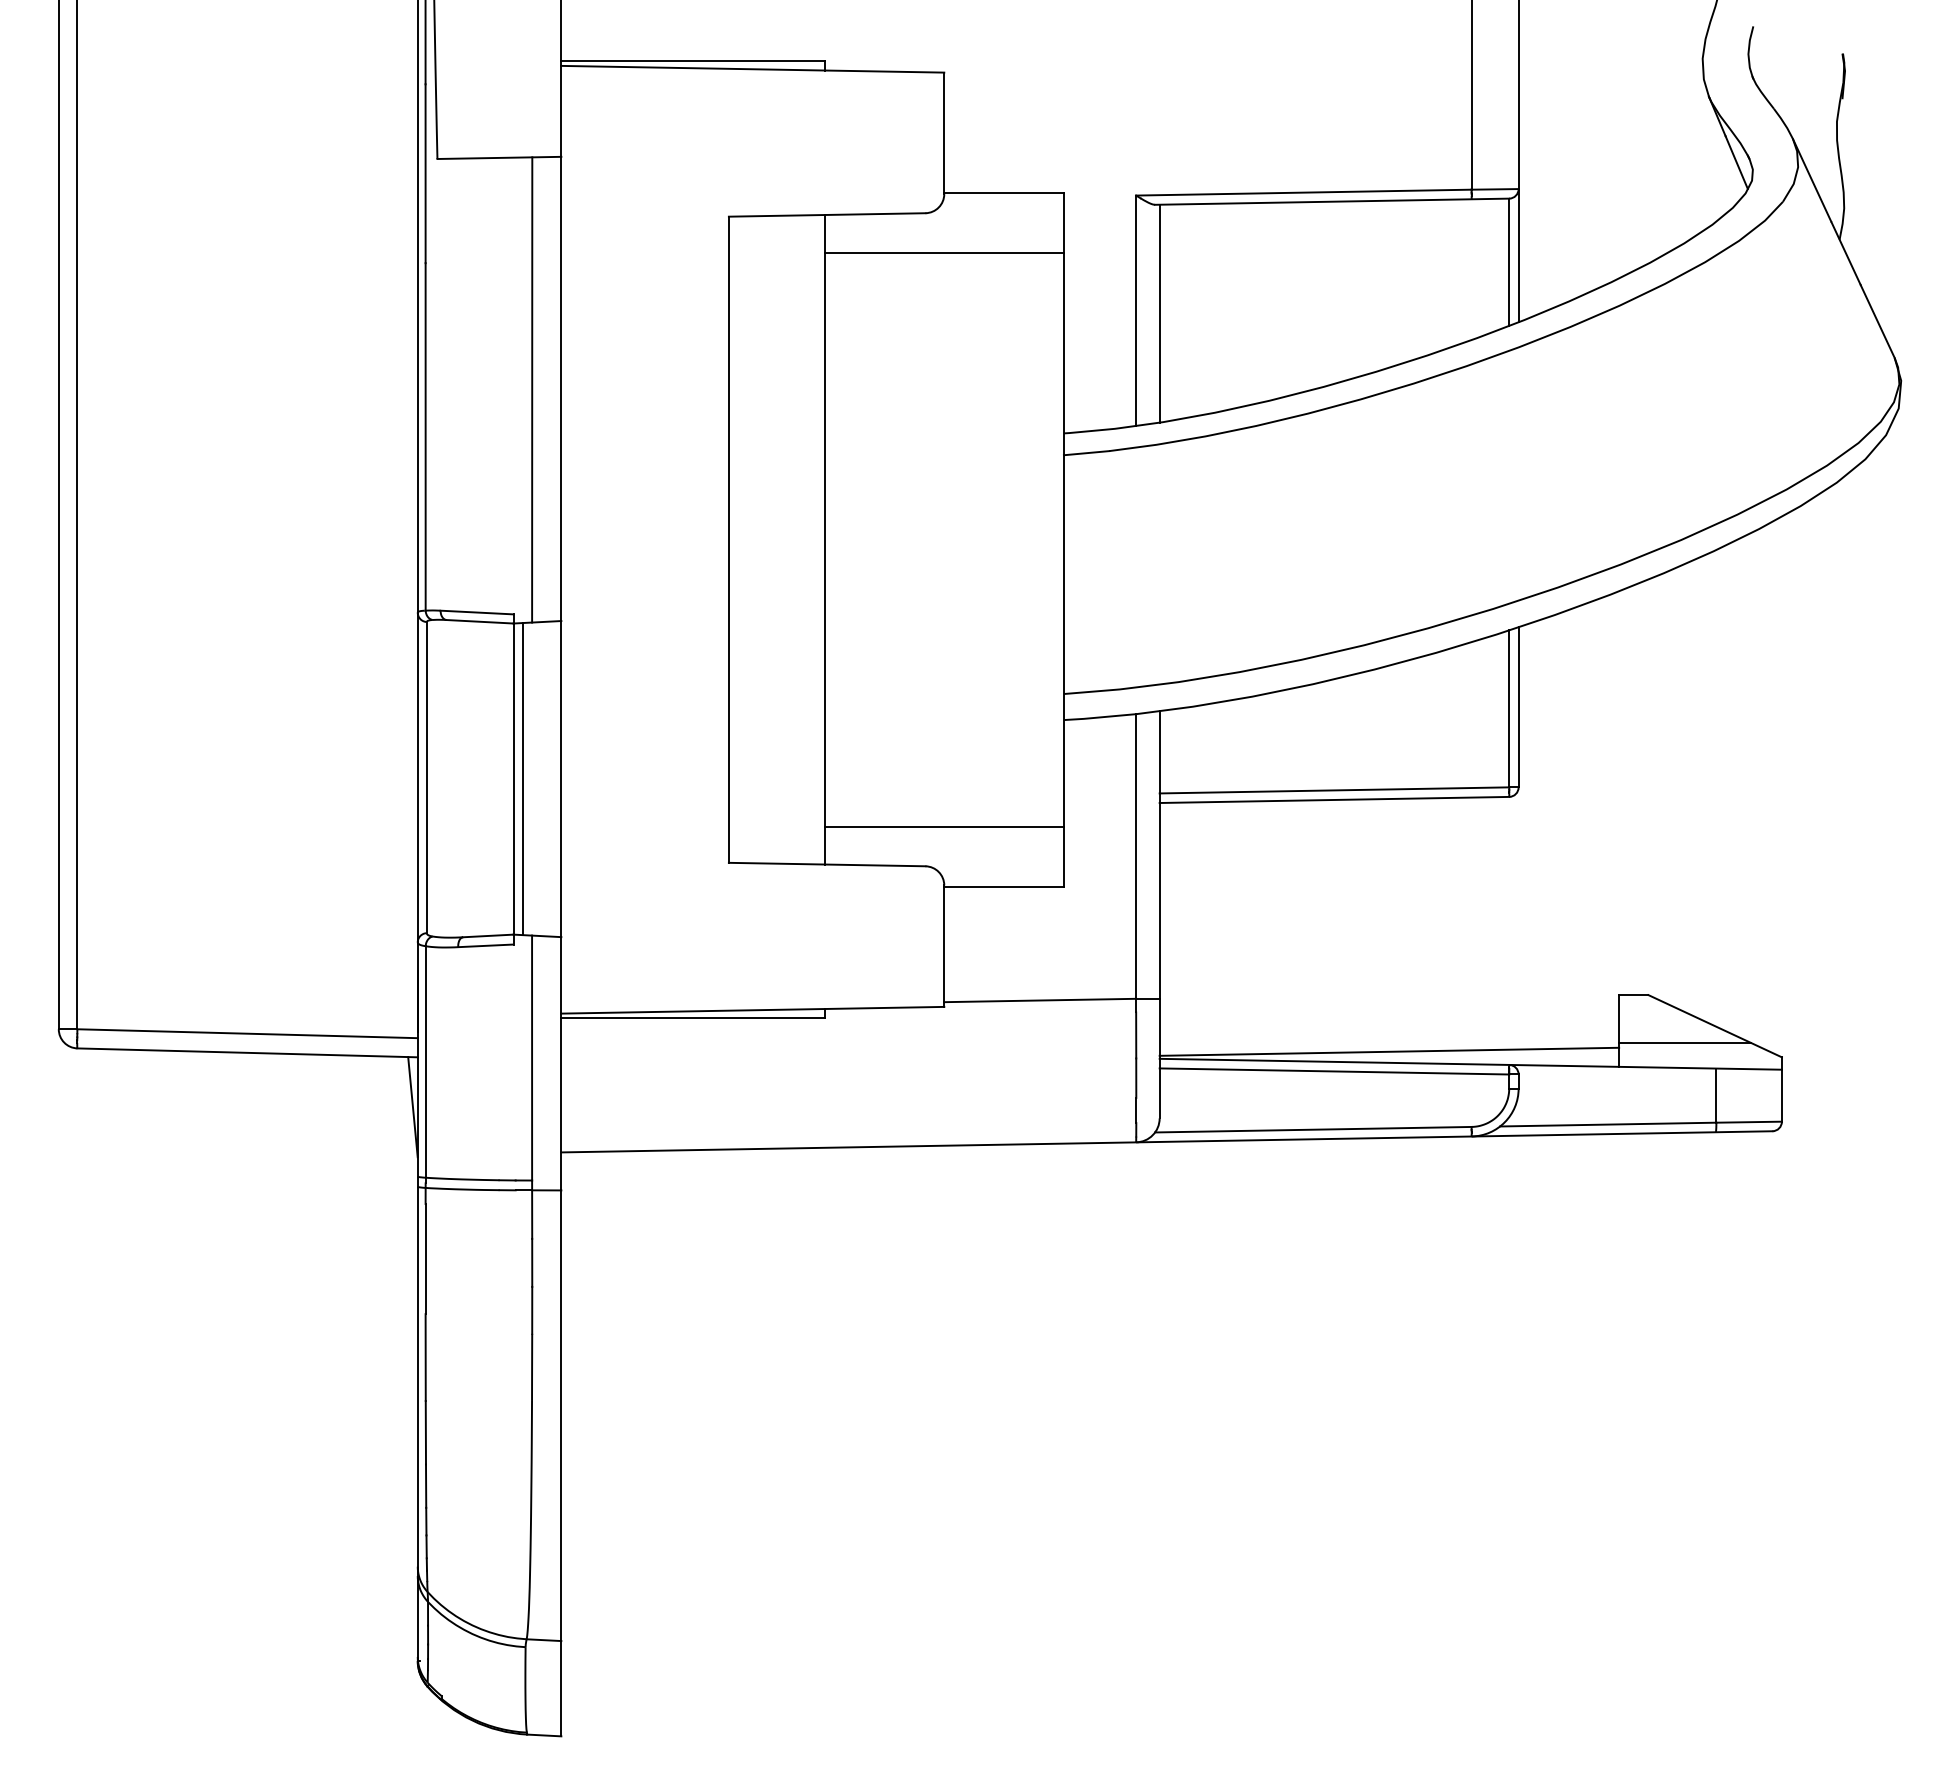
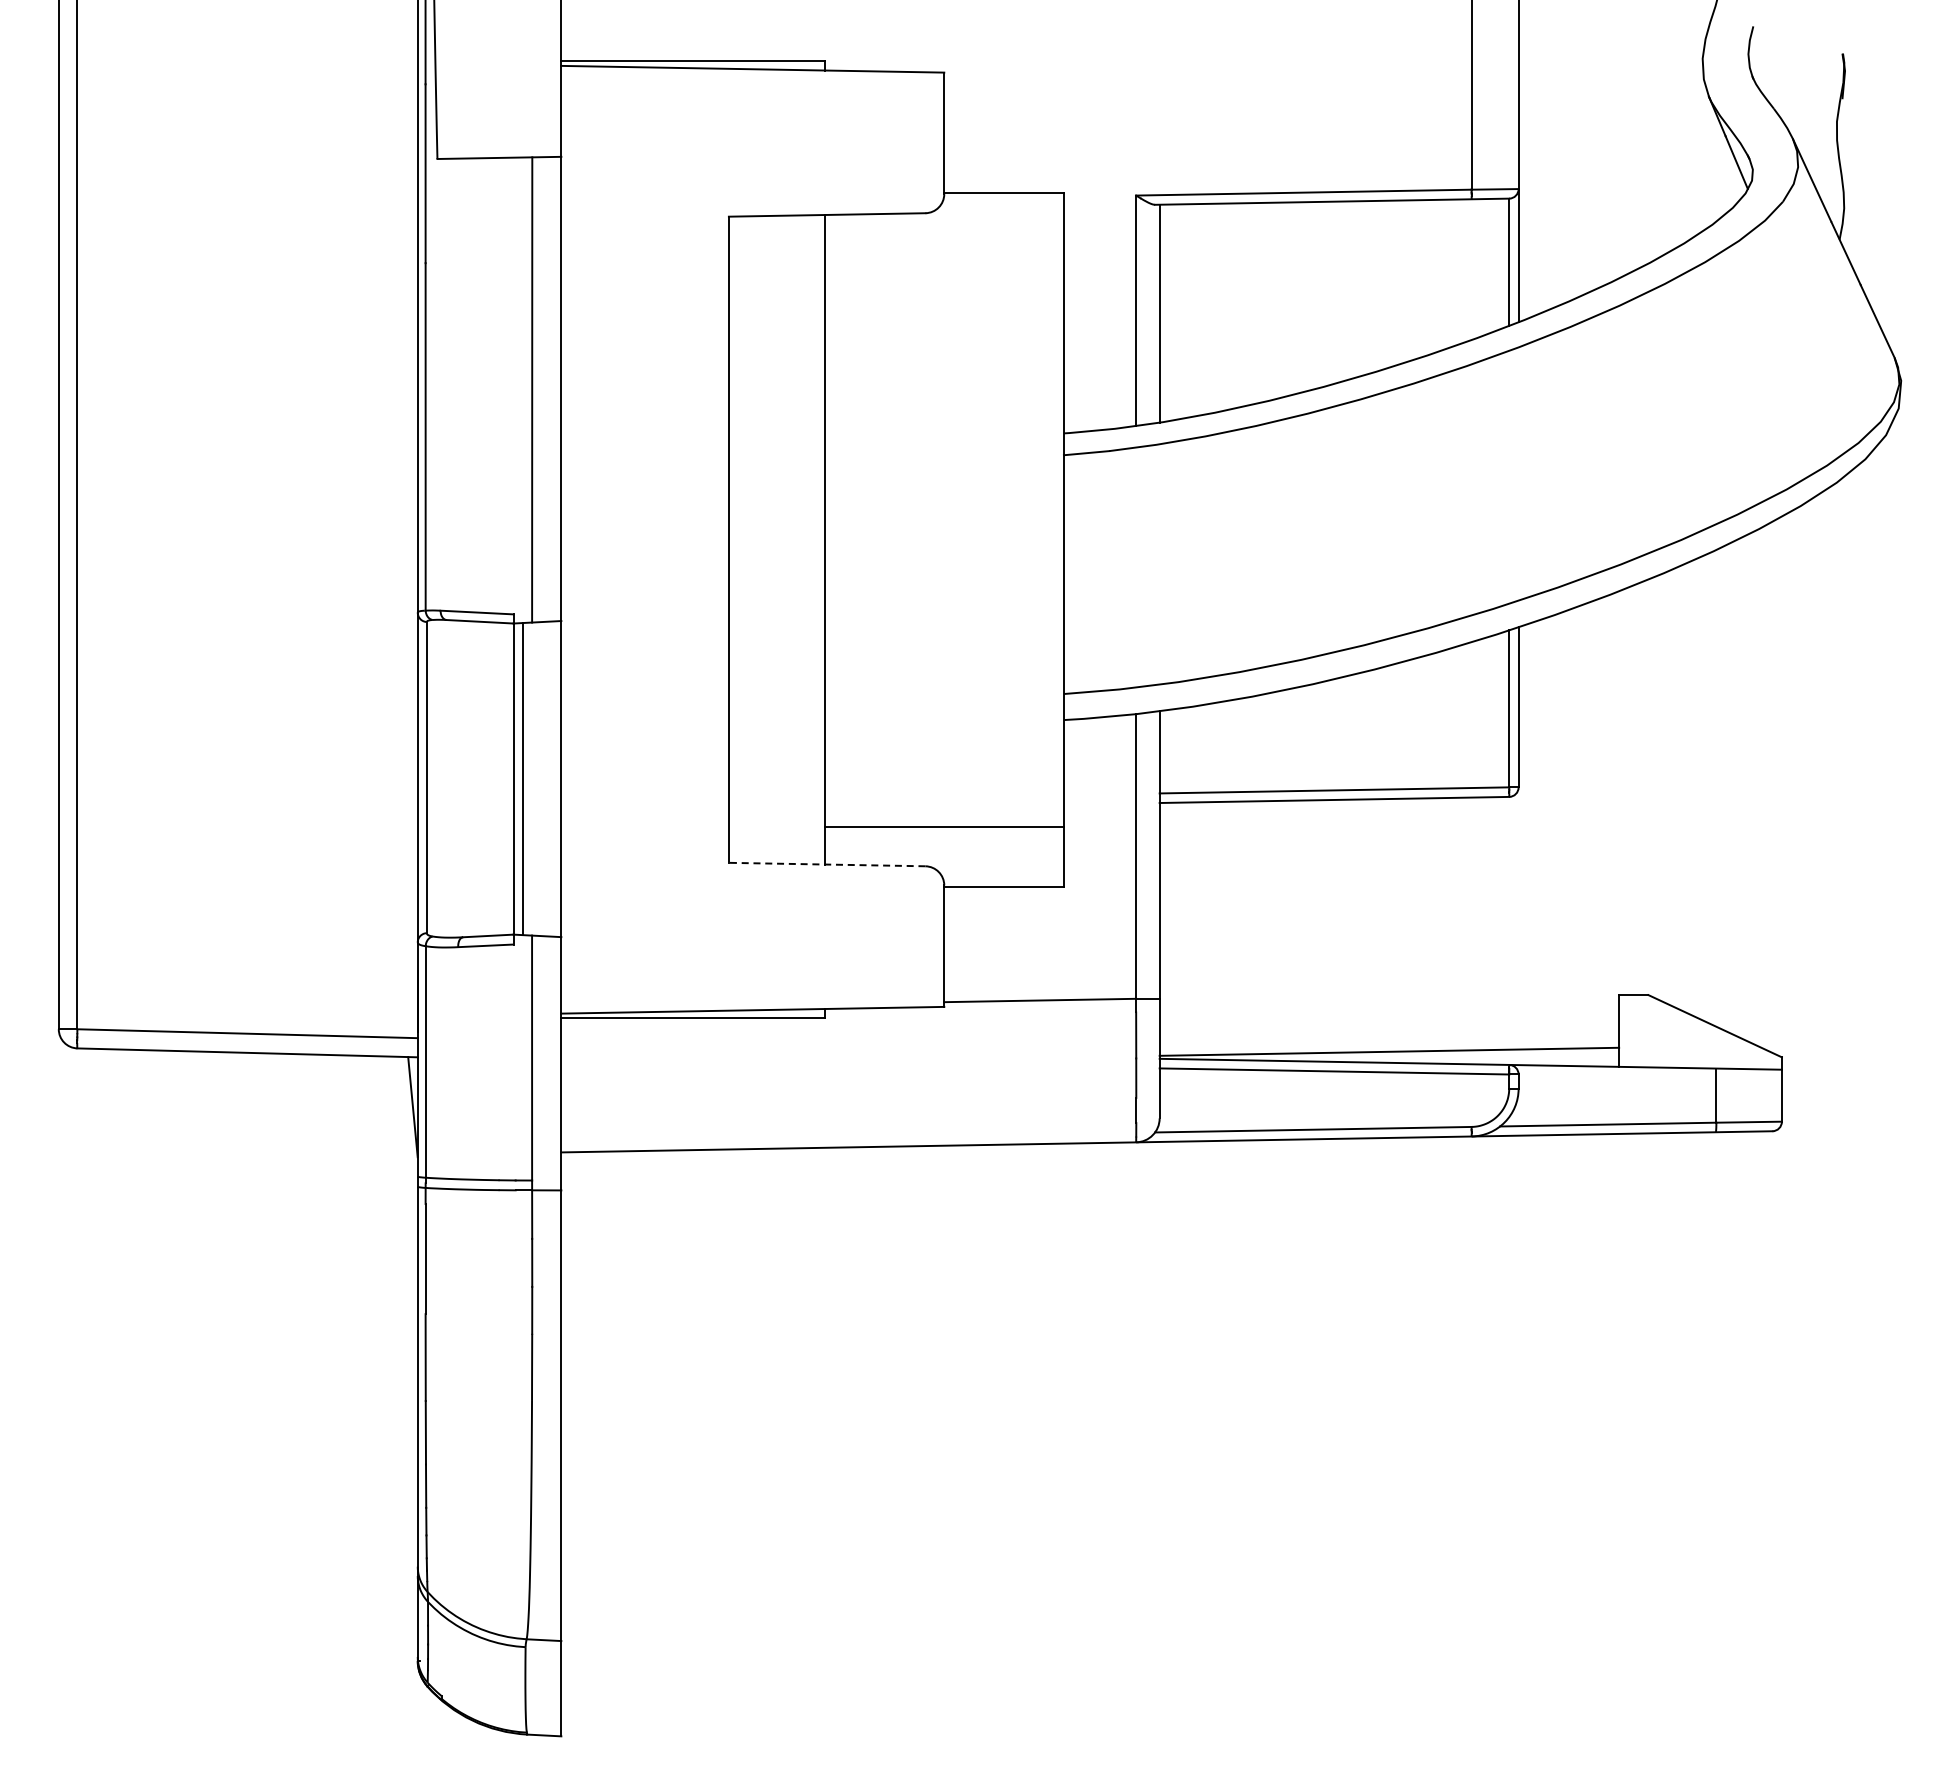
line: present -> none (943, 252)
line: solid -> dashed (826, 864)
line: present -> none (1685, 1042)
